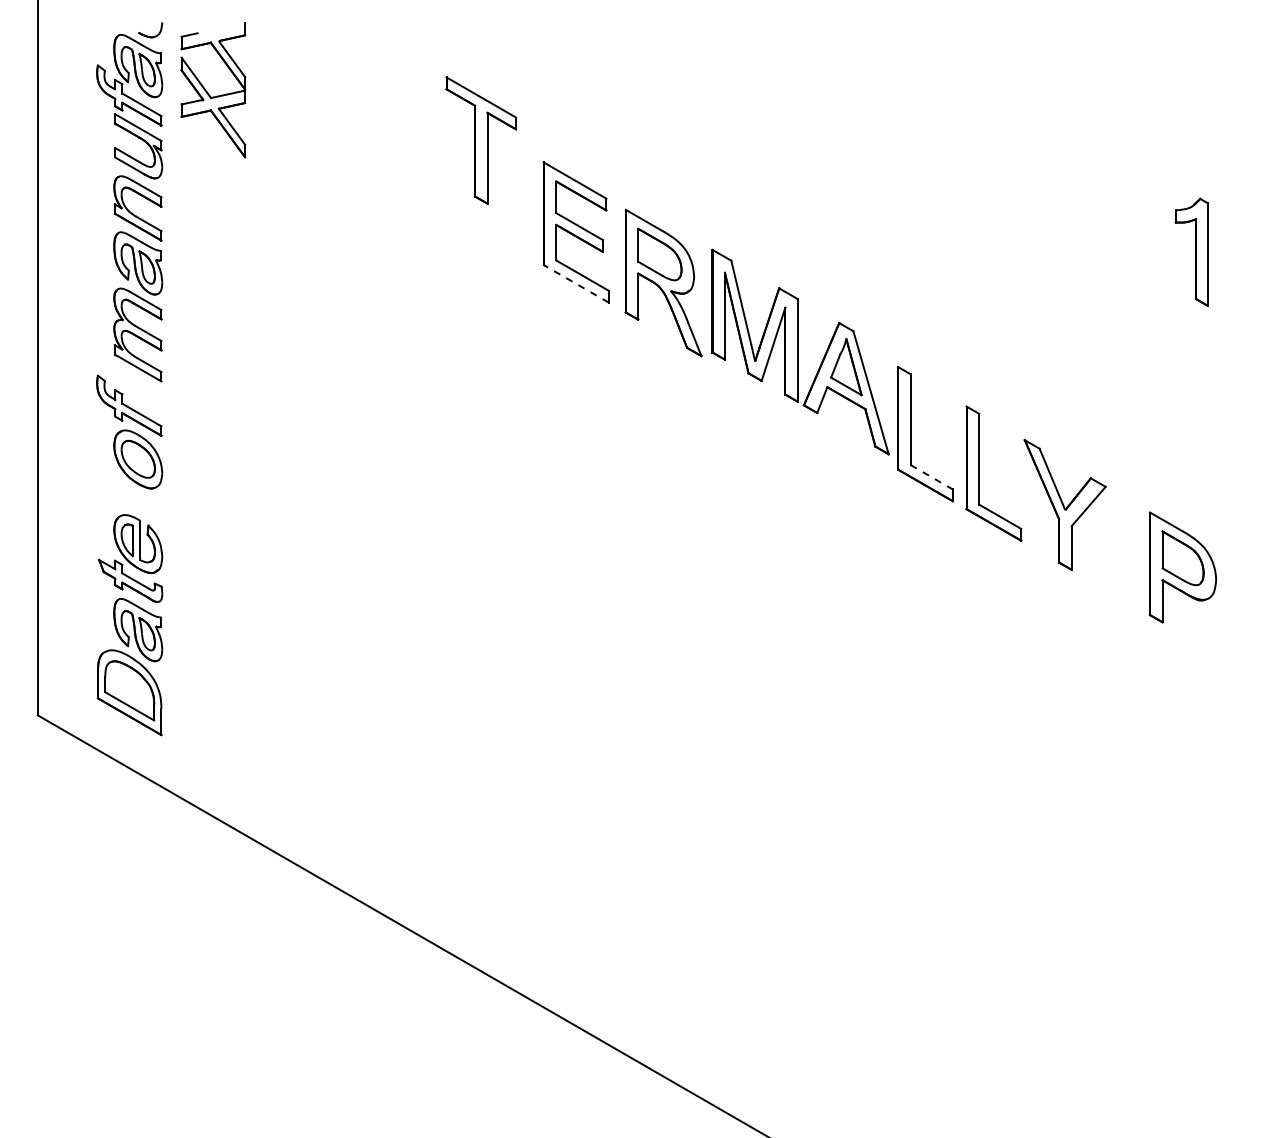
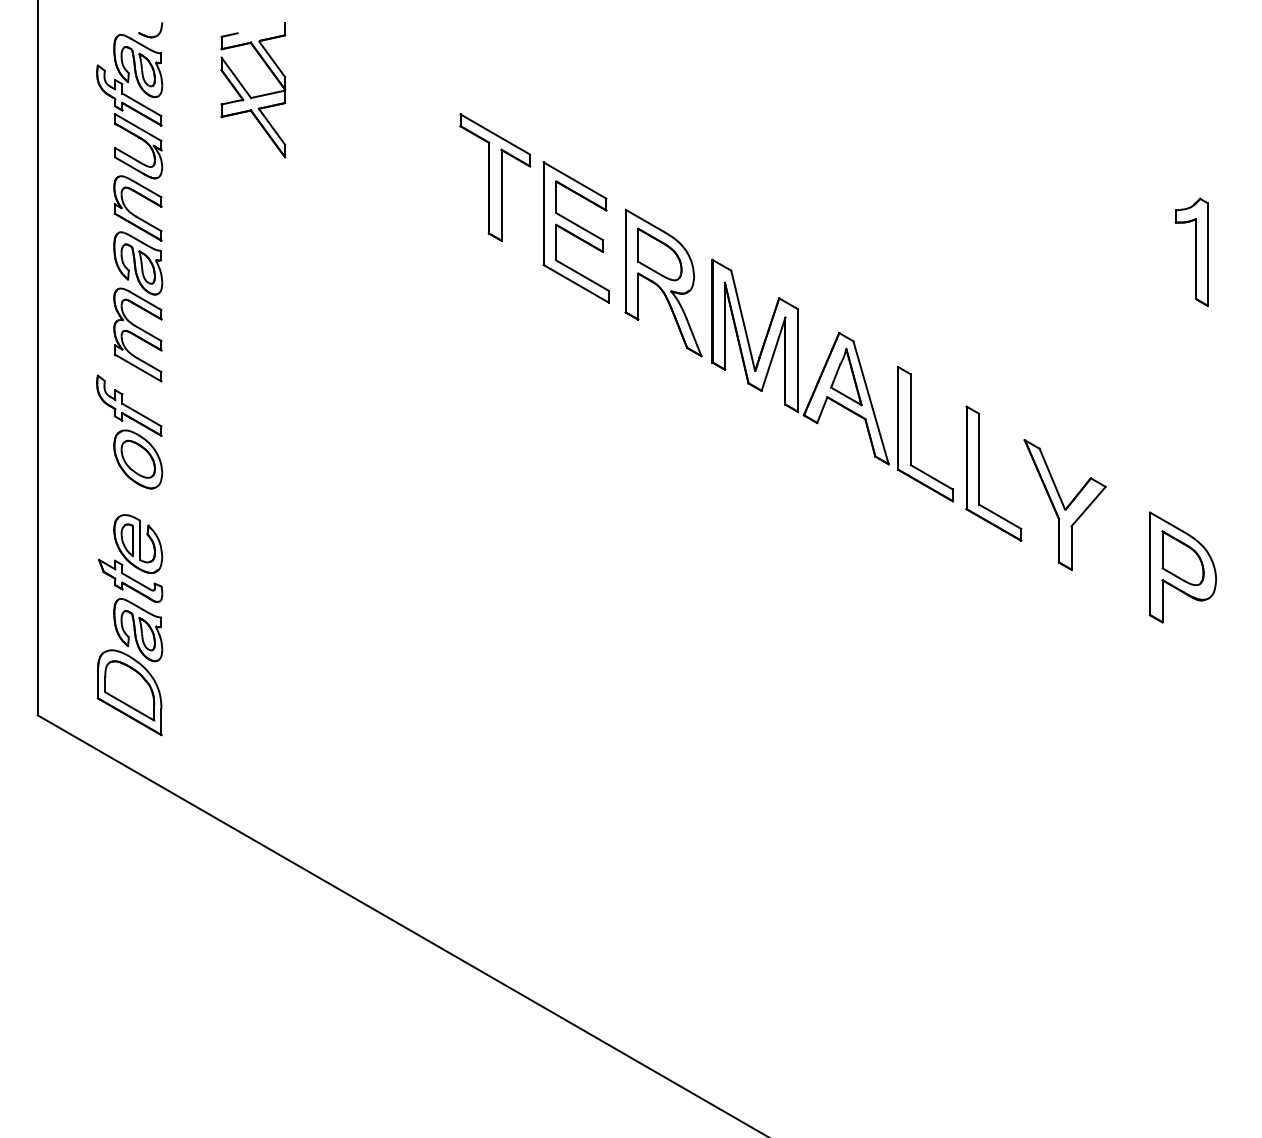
part position: (213, 90) -> (253, 90) (253, 90)
part position: (481, 140) -> (495, 177) (495, 177)
line: dashed -> solid (576, 283)
part position: (800, 351) -> (800, 361) (800, 361)
line: dashed -> solid (932, 477)
